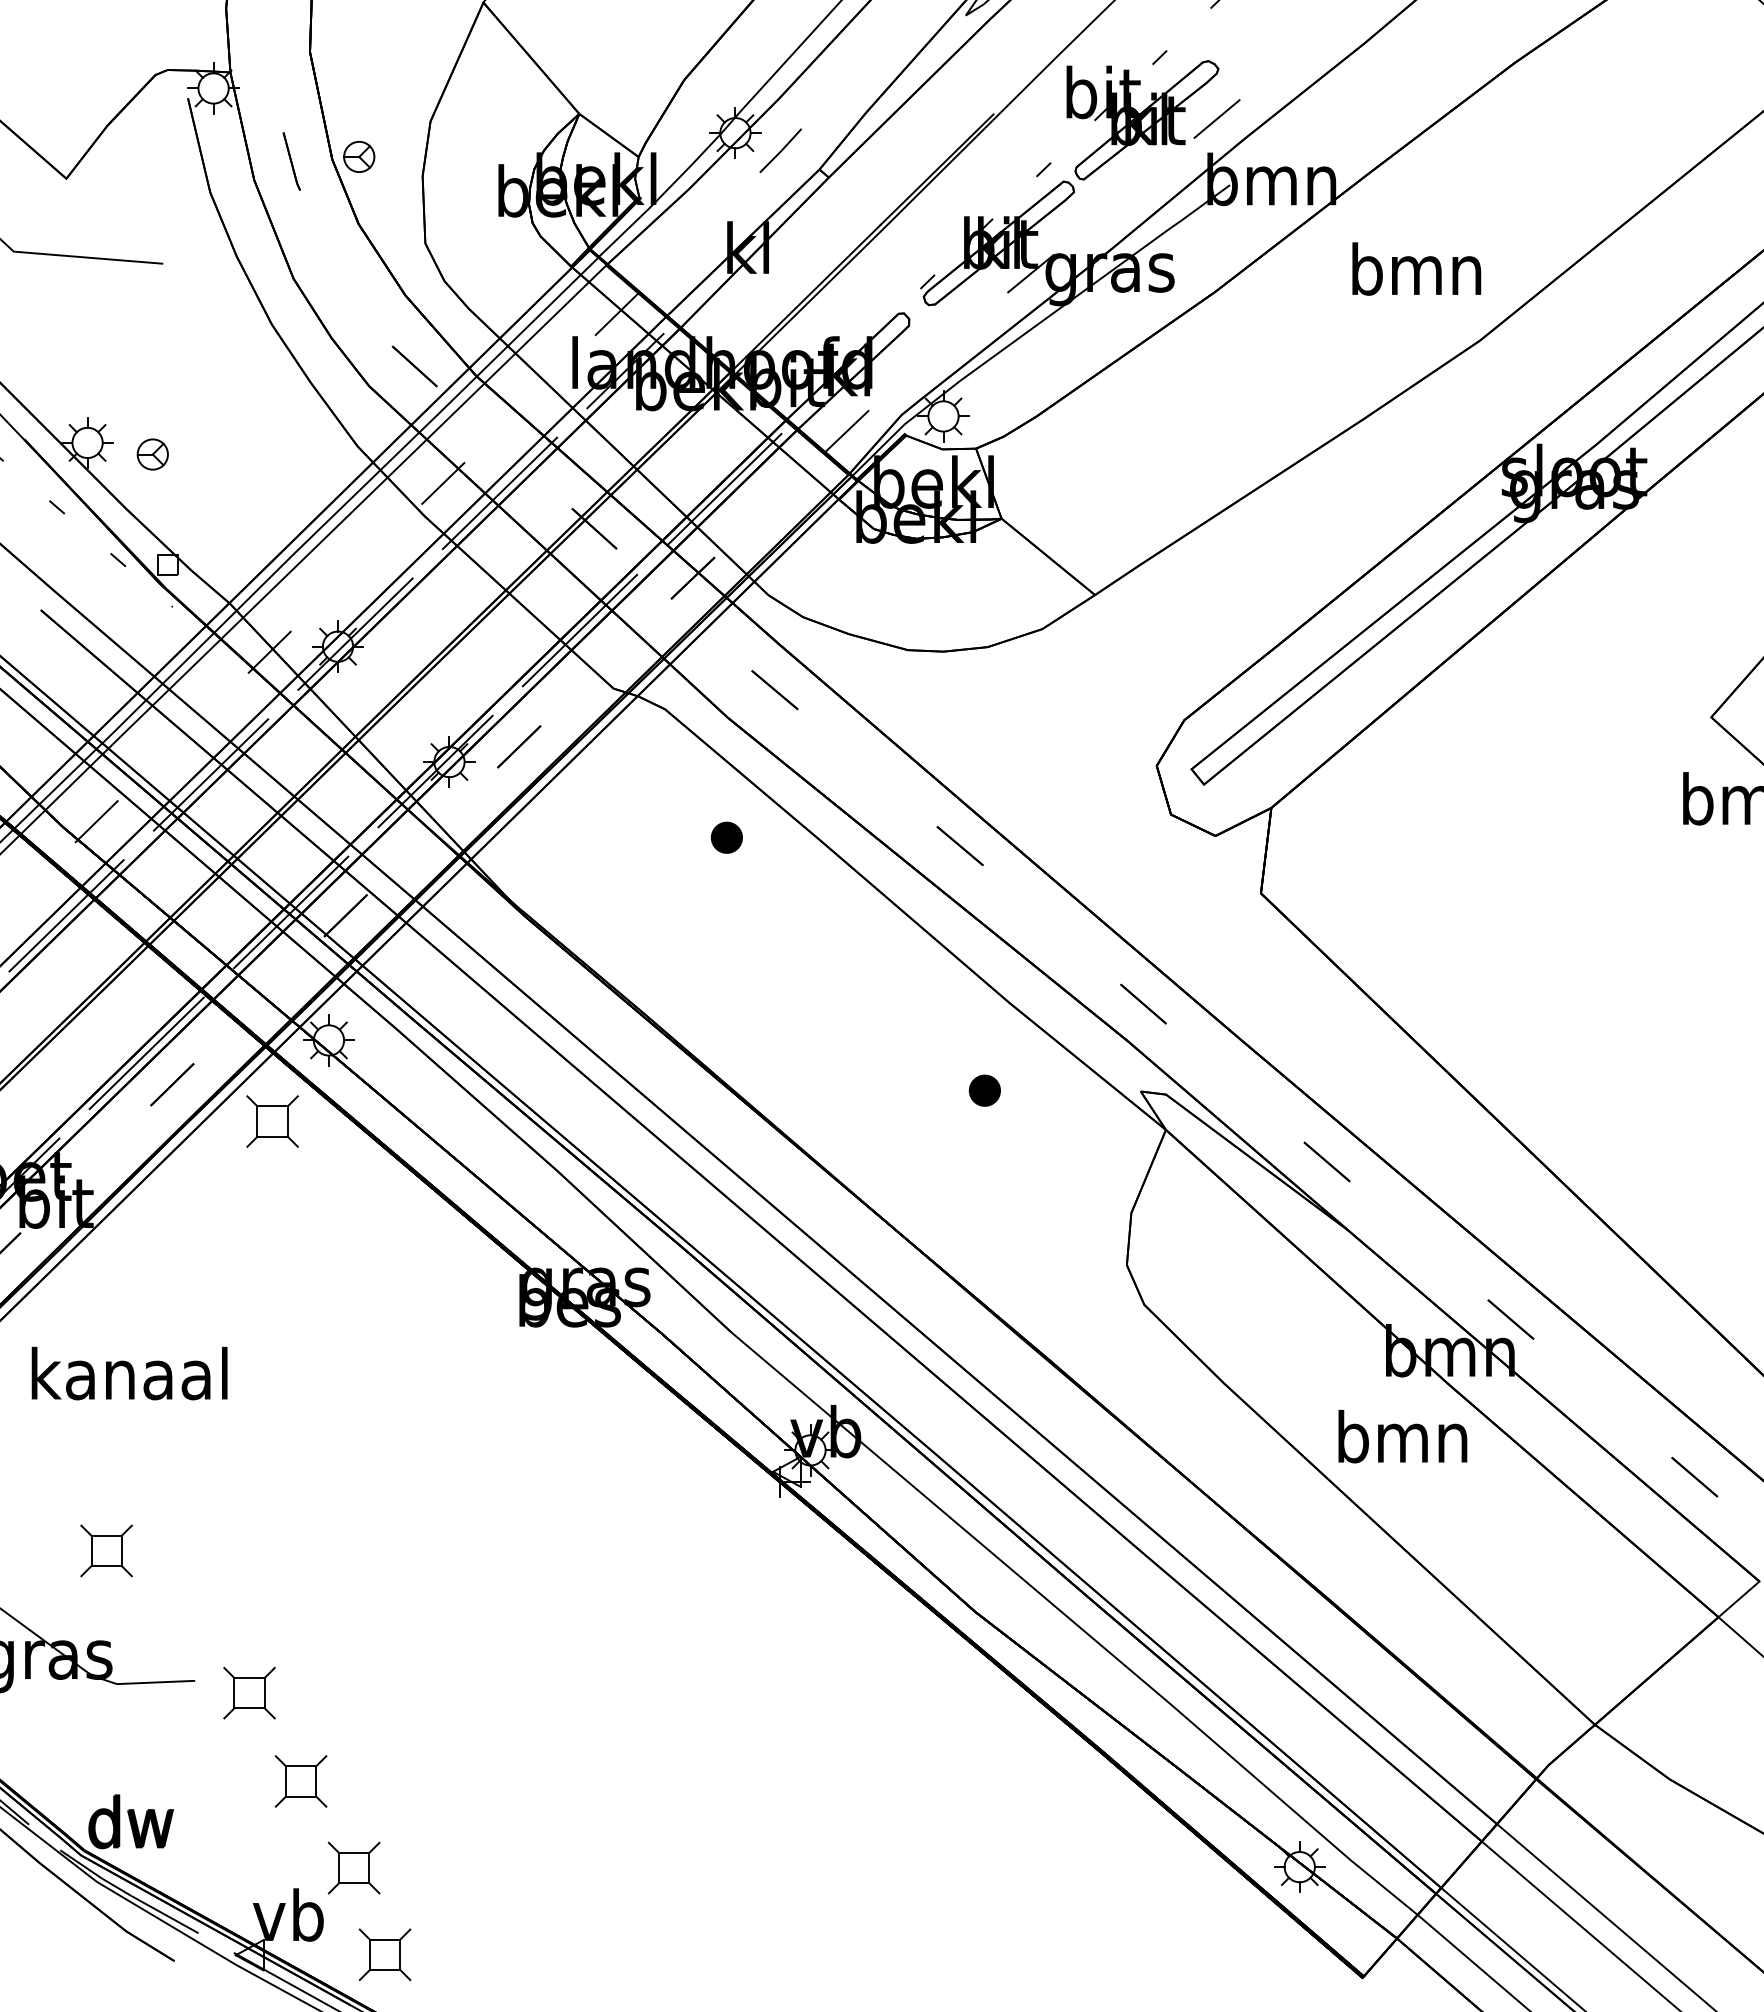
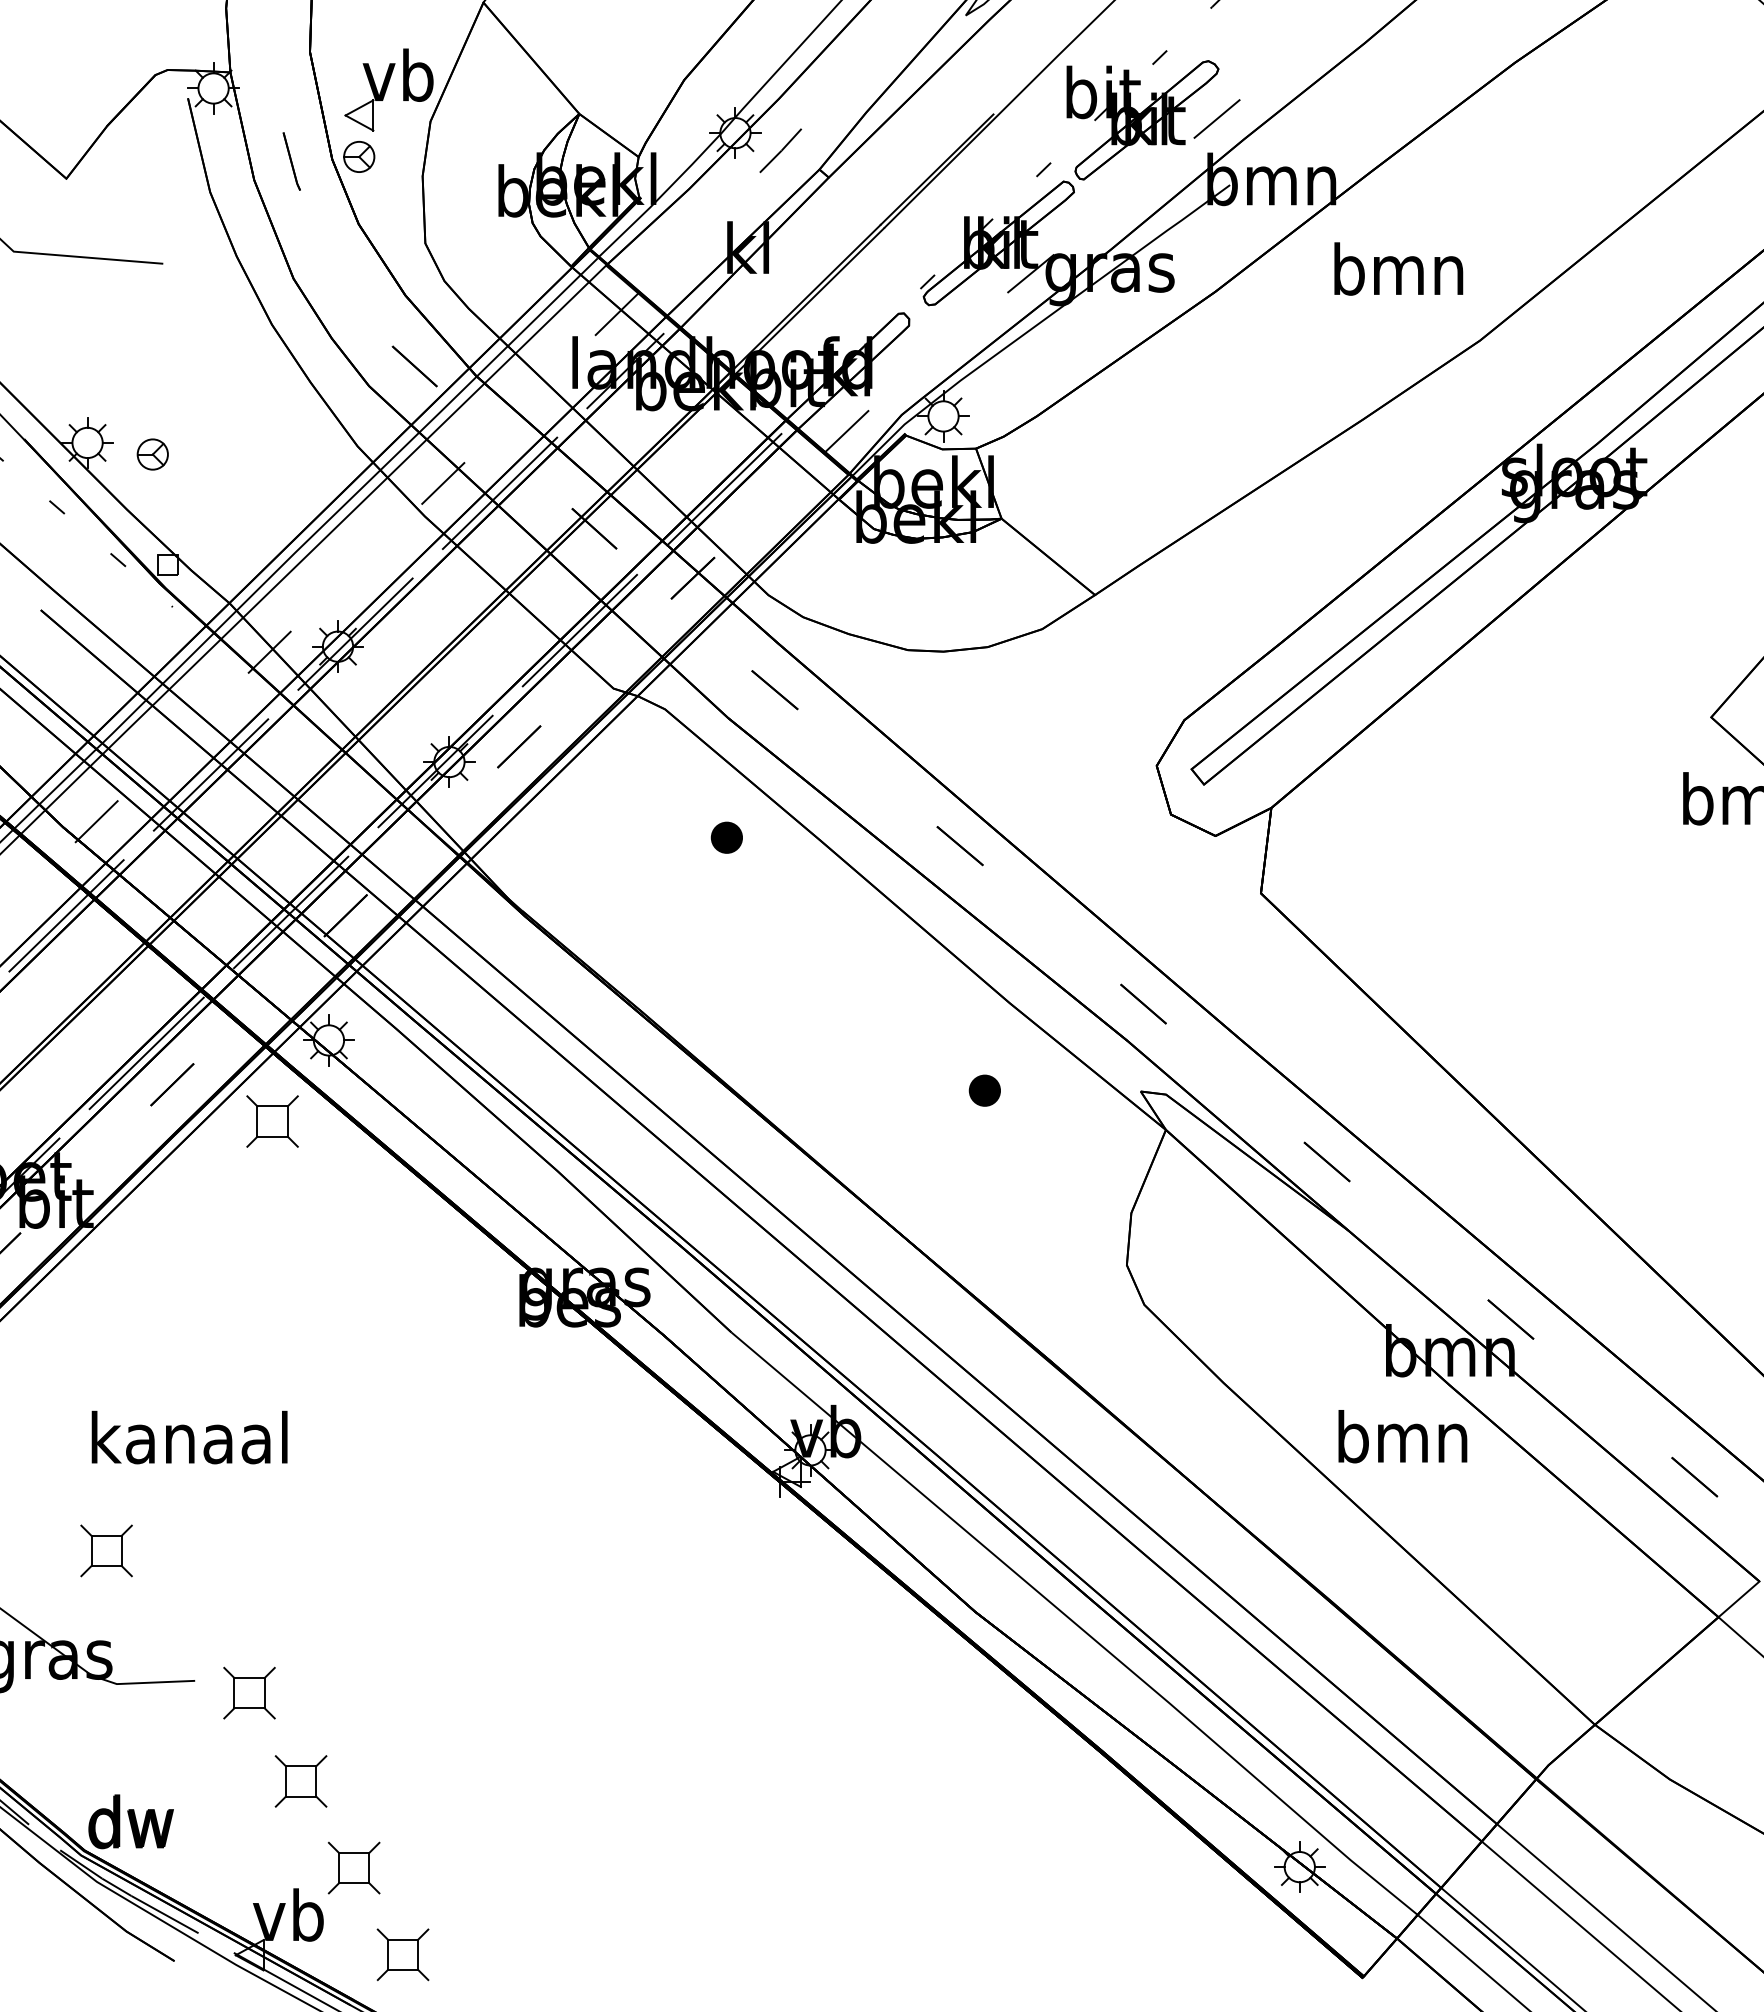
part: none -> present (388, 89)
text position: (1416, 268) -> (1398, 268) (1398, 268)
text position: (129, 1373) -> (189, 1437) (189, 1437)
part position: (384, 1954) -> (402, 1954) (402, 1954)
